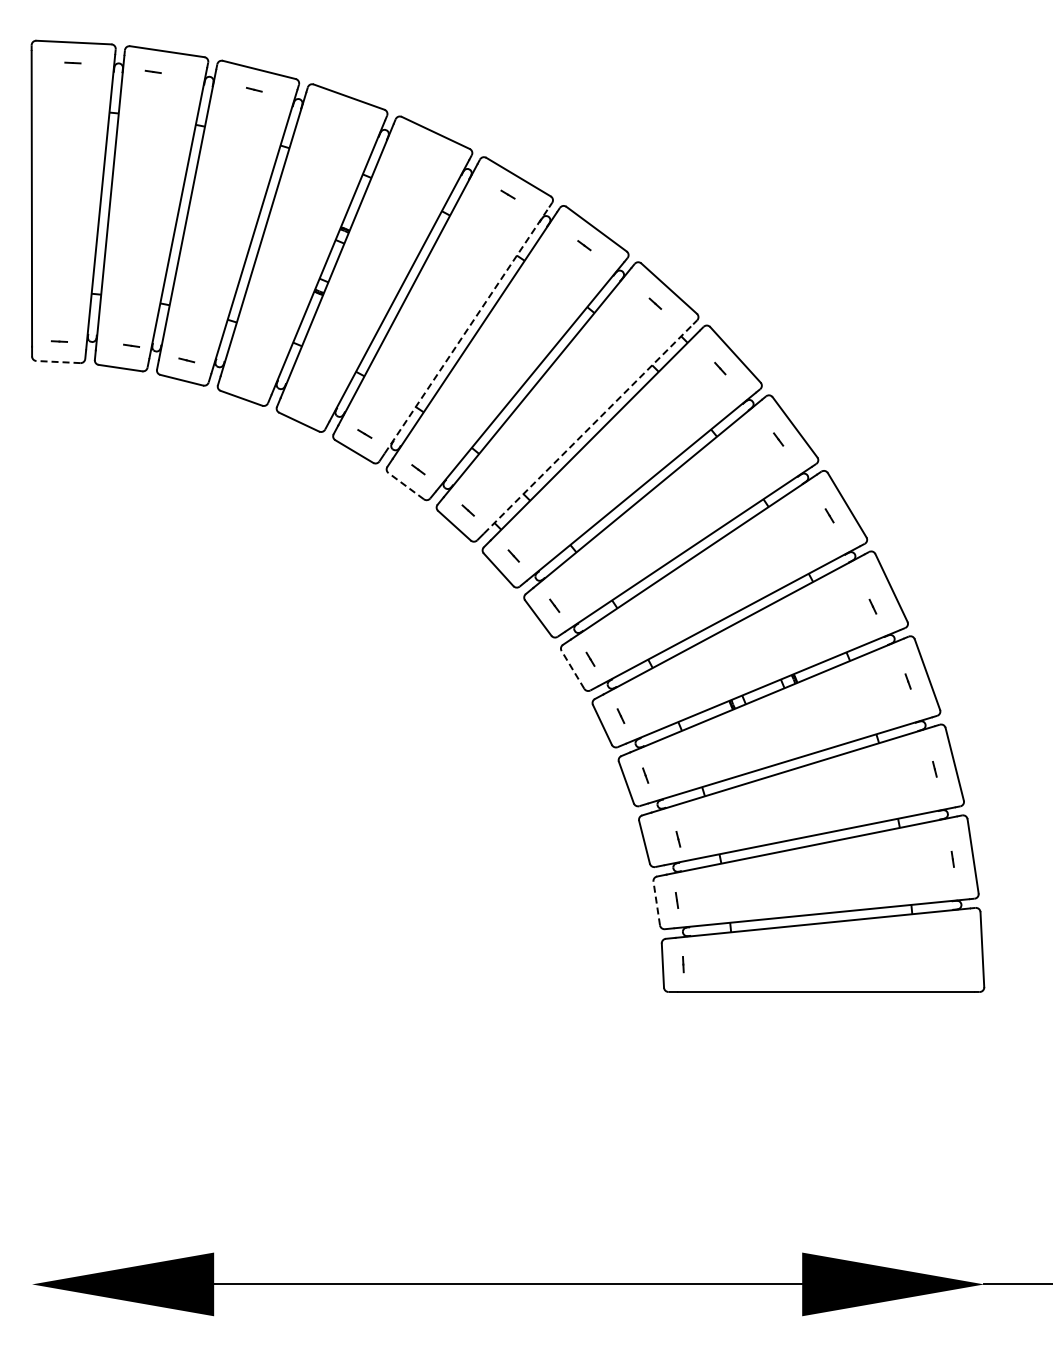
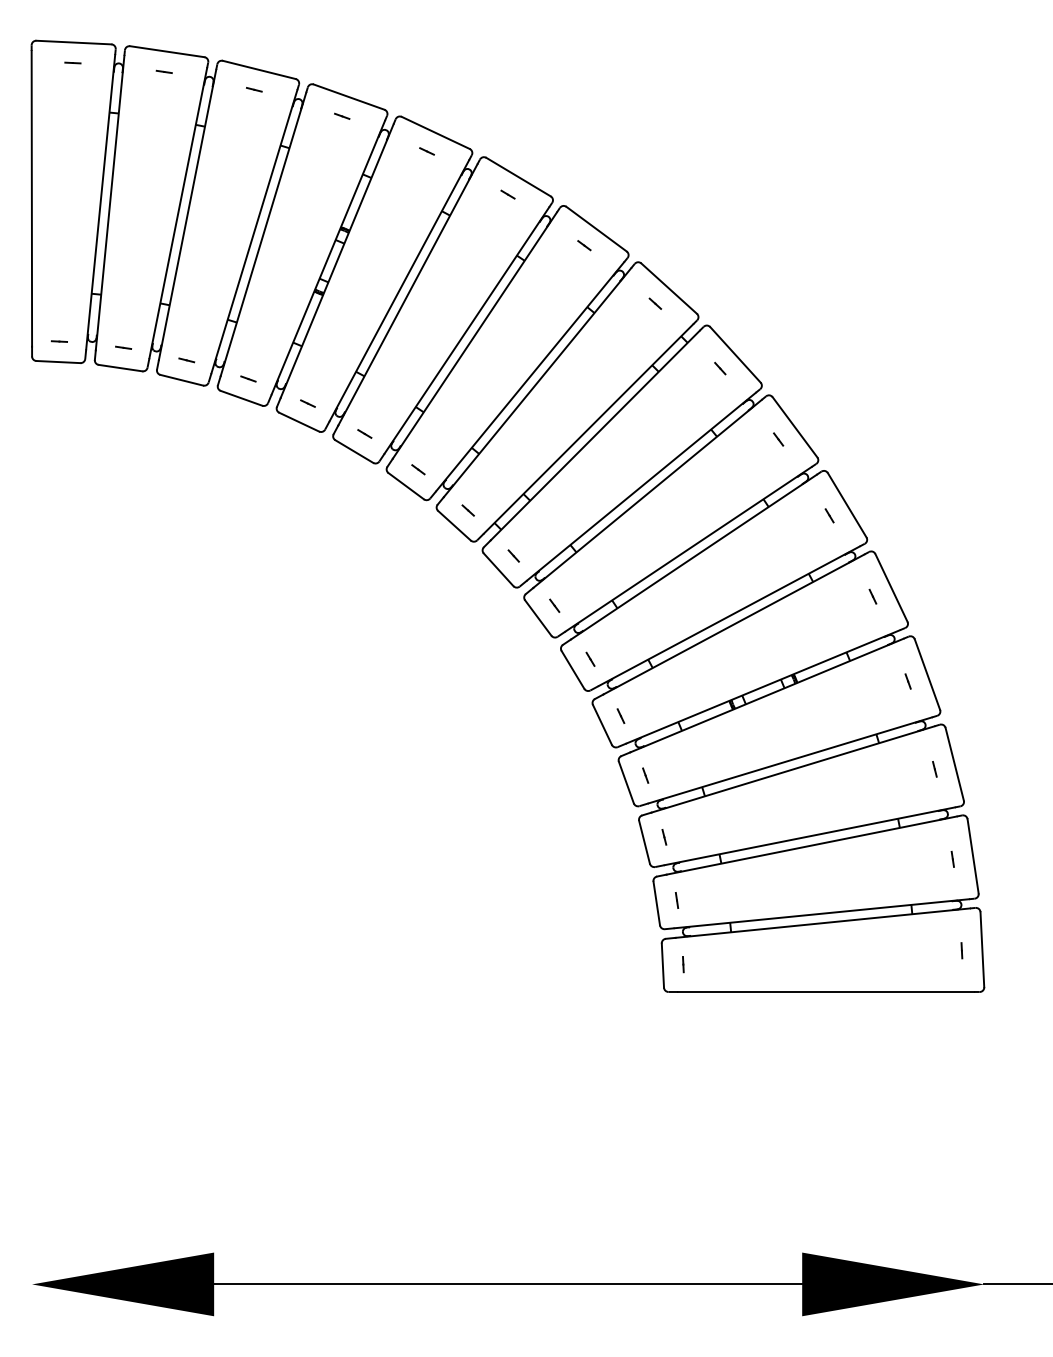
line position: (152, 71) -> (163, 71) (163, 71)
line: none -> present (342, 115)
line: none -> present (426, 151)
line: dashed -> solid (466, 330)
line position: (131, 345) -> (123, 347) (123, 347)
line: dashed -> solid (57, 362)
line: none -> present (248, 378)
line: none -> present (307, 403)
line: dashed -> solid (588, 428)
line: dashed -> solid (405, 485)
line position: (872, 606) -> (872, 596) (872, 596)
line: dashed -> solid (572, 669)
line position: (678, 839) -> (664, 837) (664, 837)
line: dashed -> solid (656, 903)
line: none -> present (961, 950)
